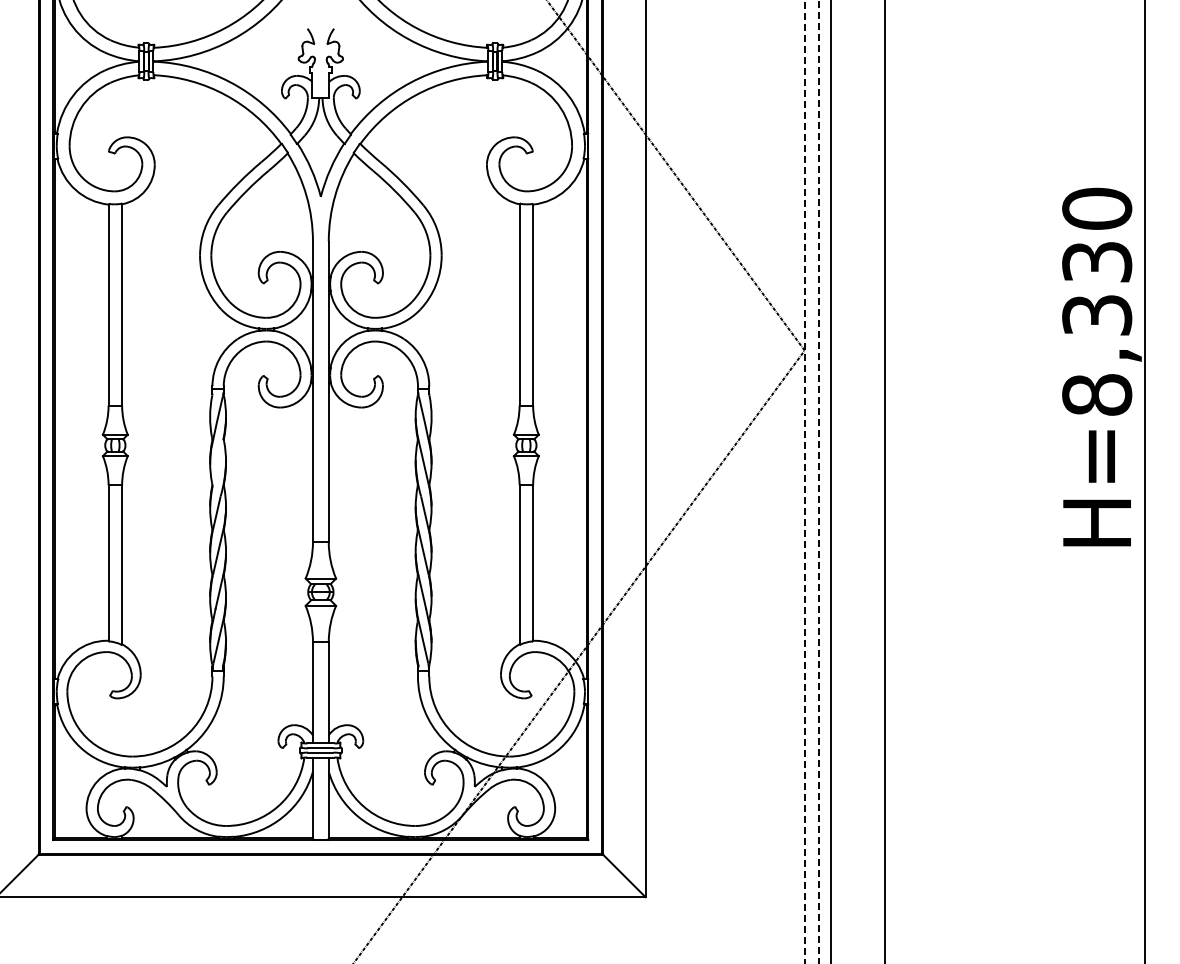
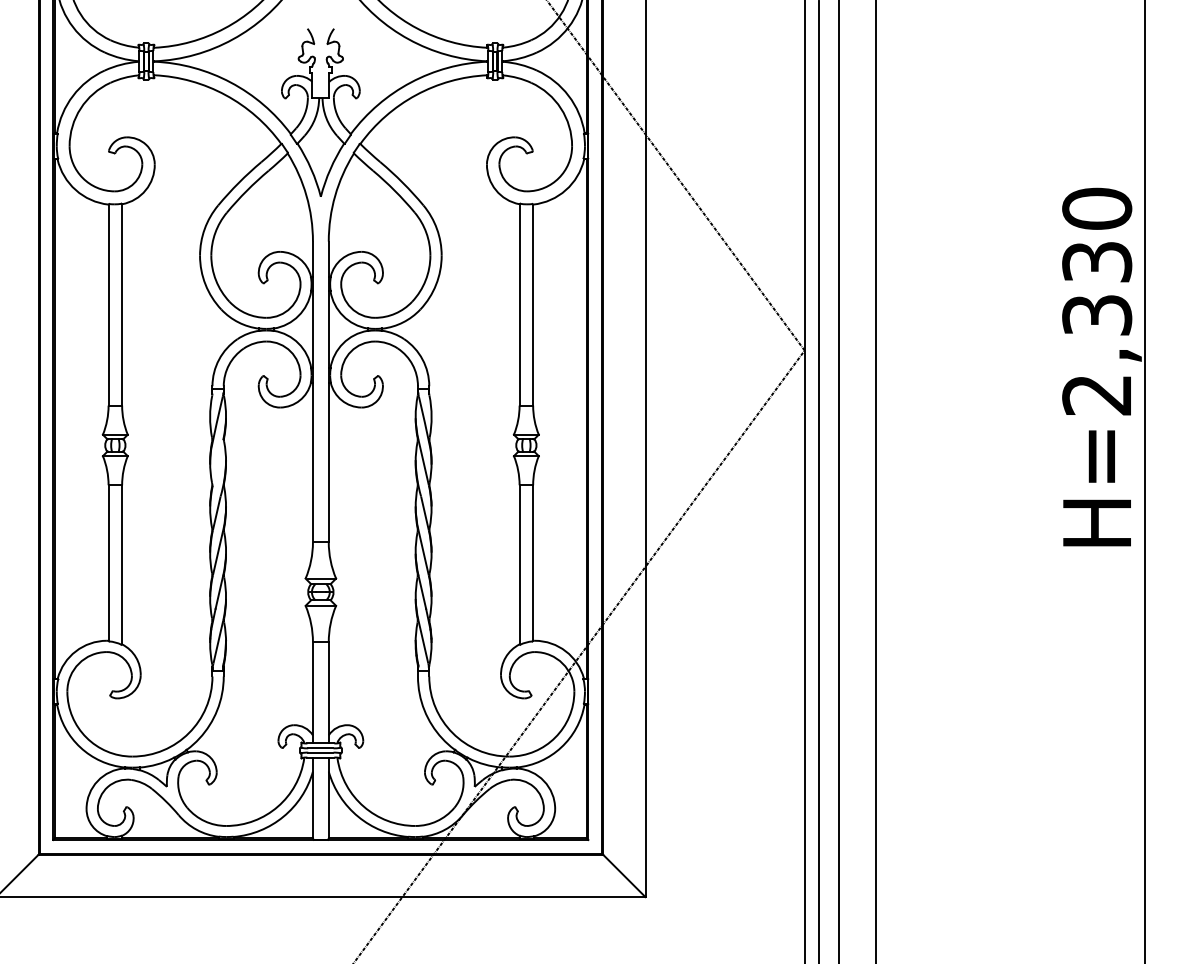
text: H=8,330 -> H=2,330 (1097, 394)
line position: (830, 481) -> (838, 481) (838, 481)
line position: (884, 481) -> (875, 481) (875, 481)
line: dashed -> solid (804, 482)
line: dashed -> solid (819, 482)
